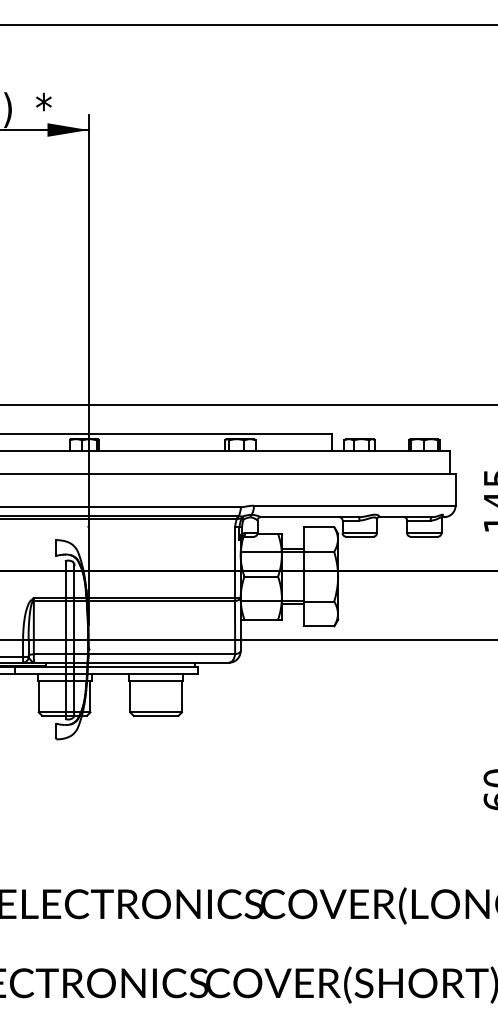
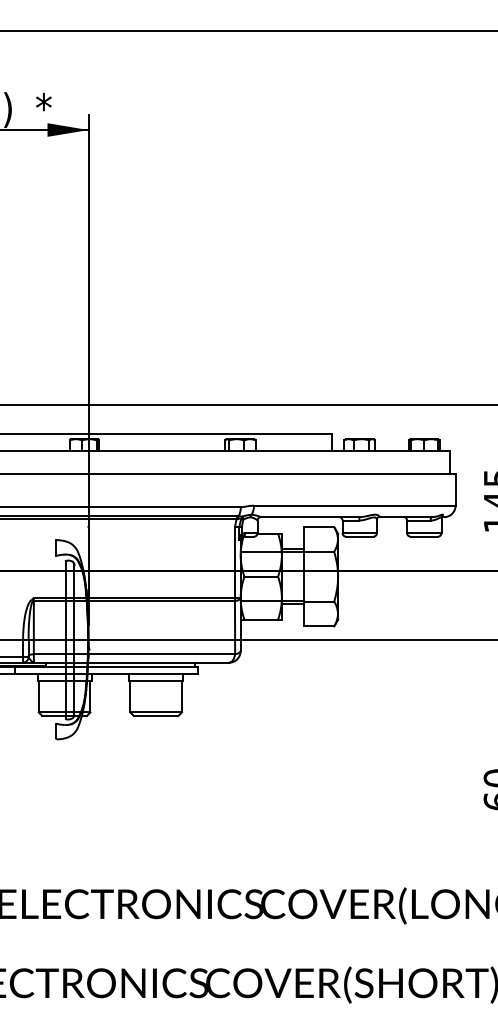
line position: (248, 25) -> (248, 31) (248, 31)
